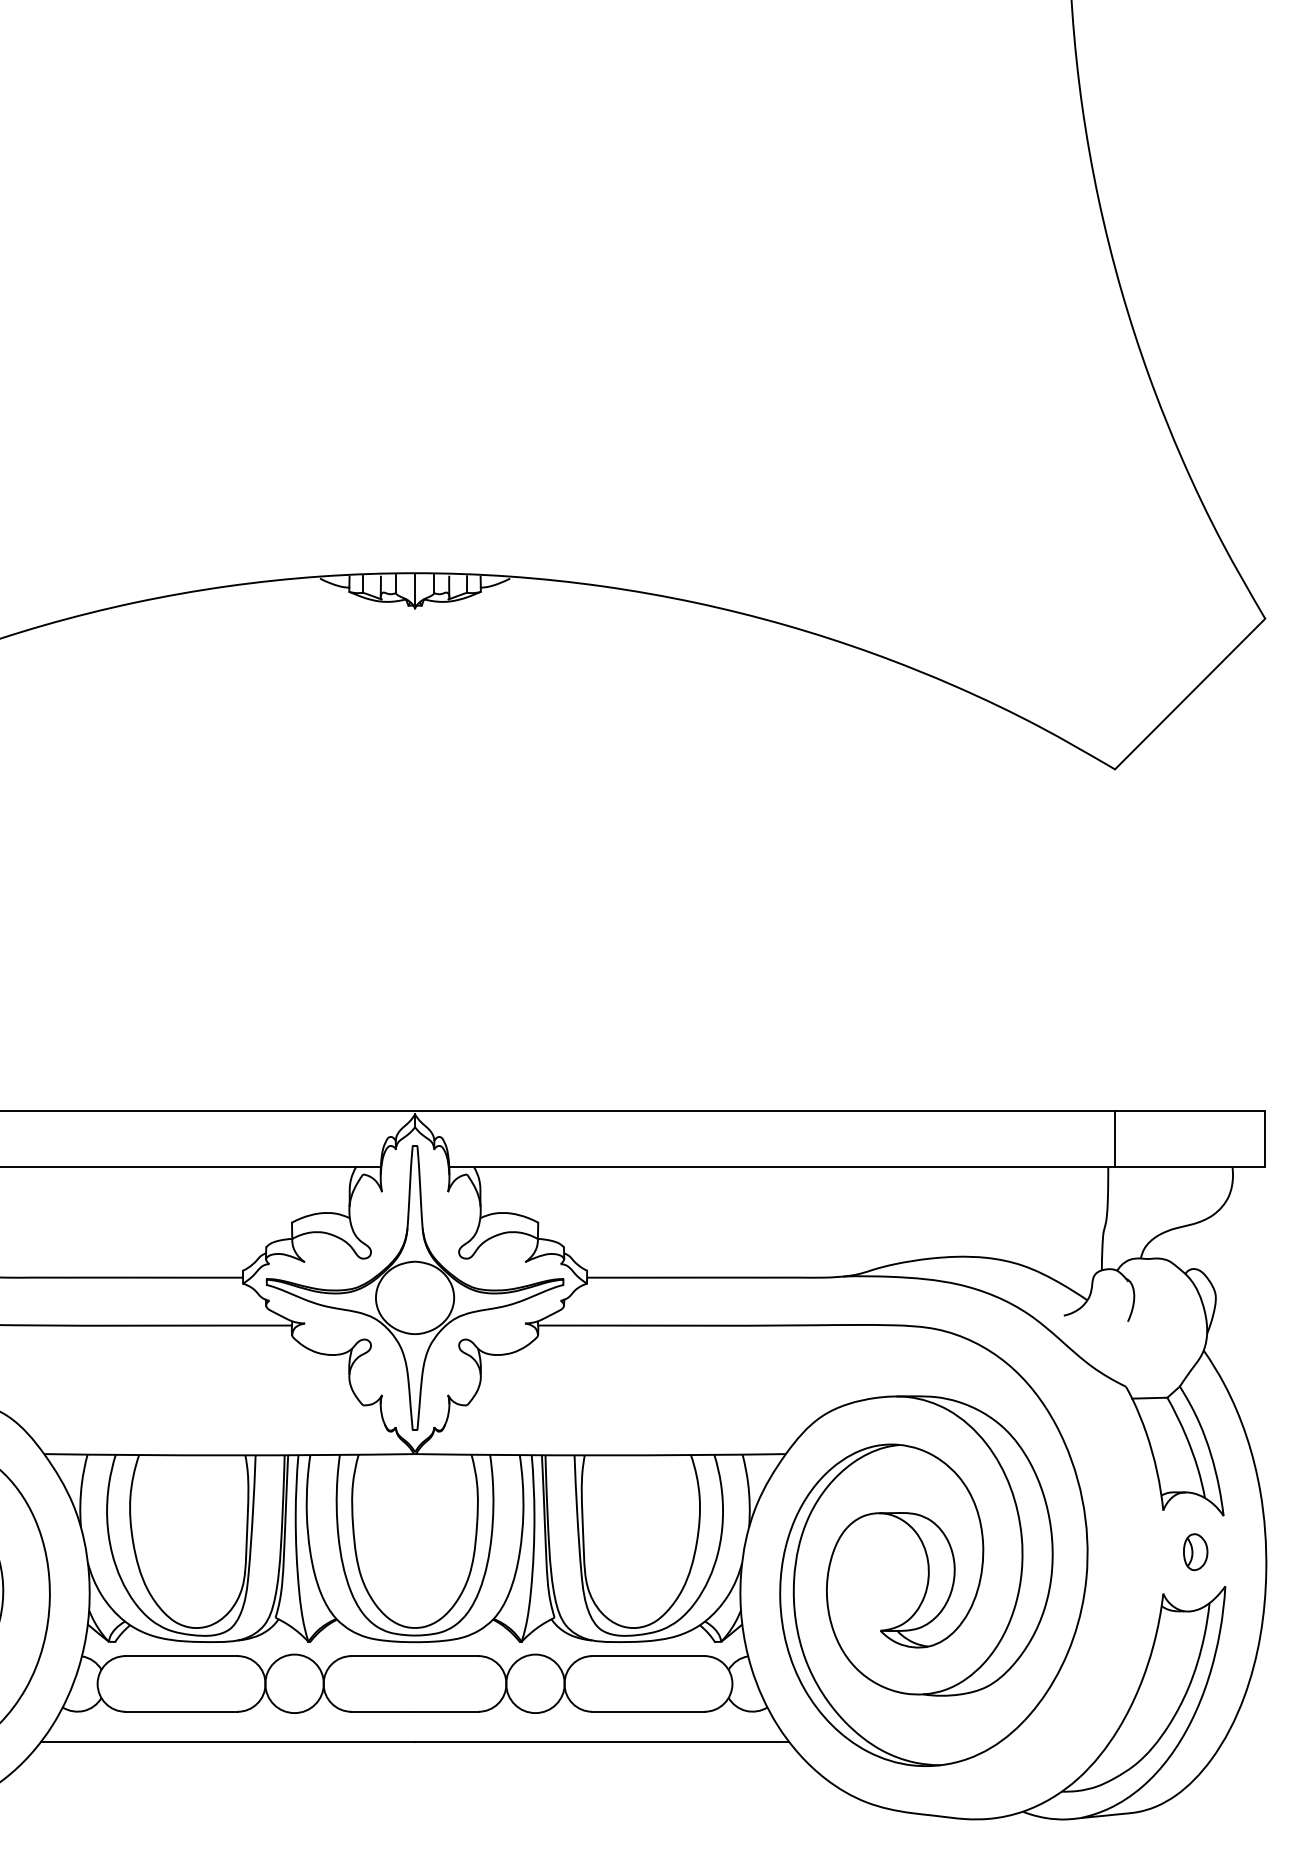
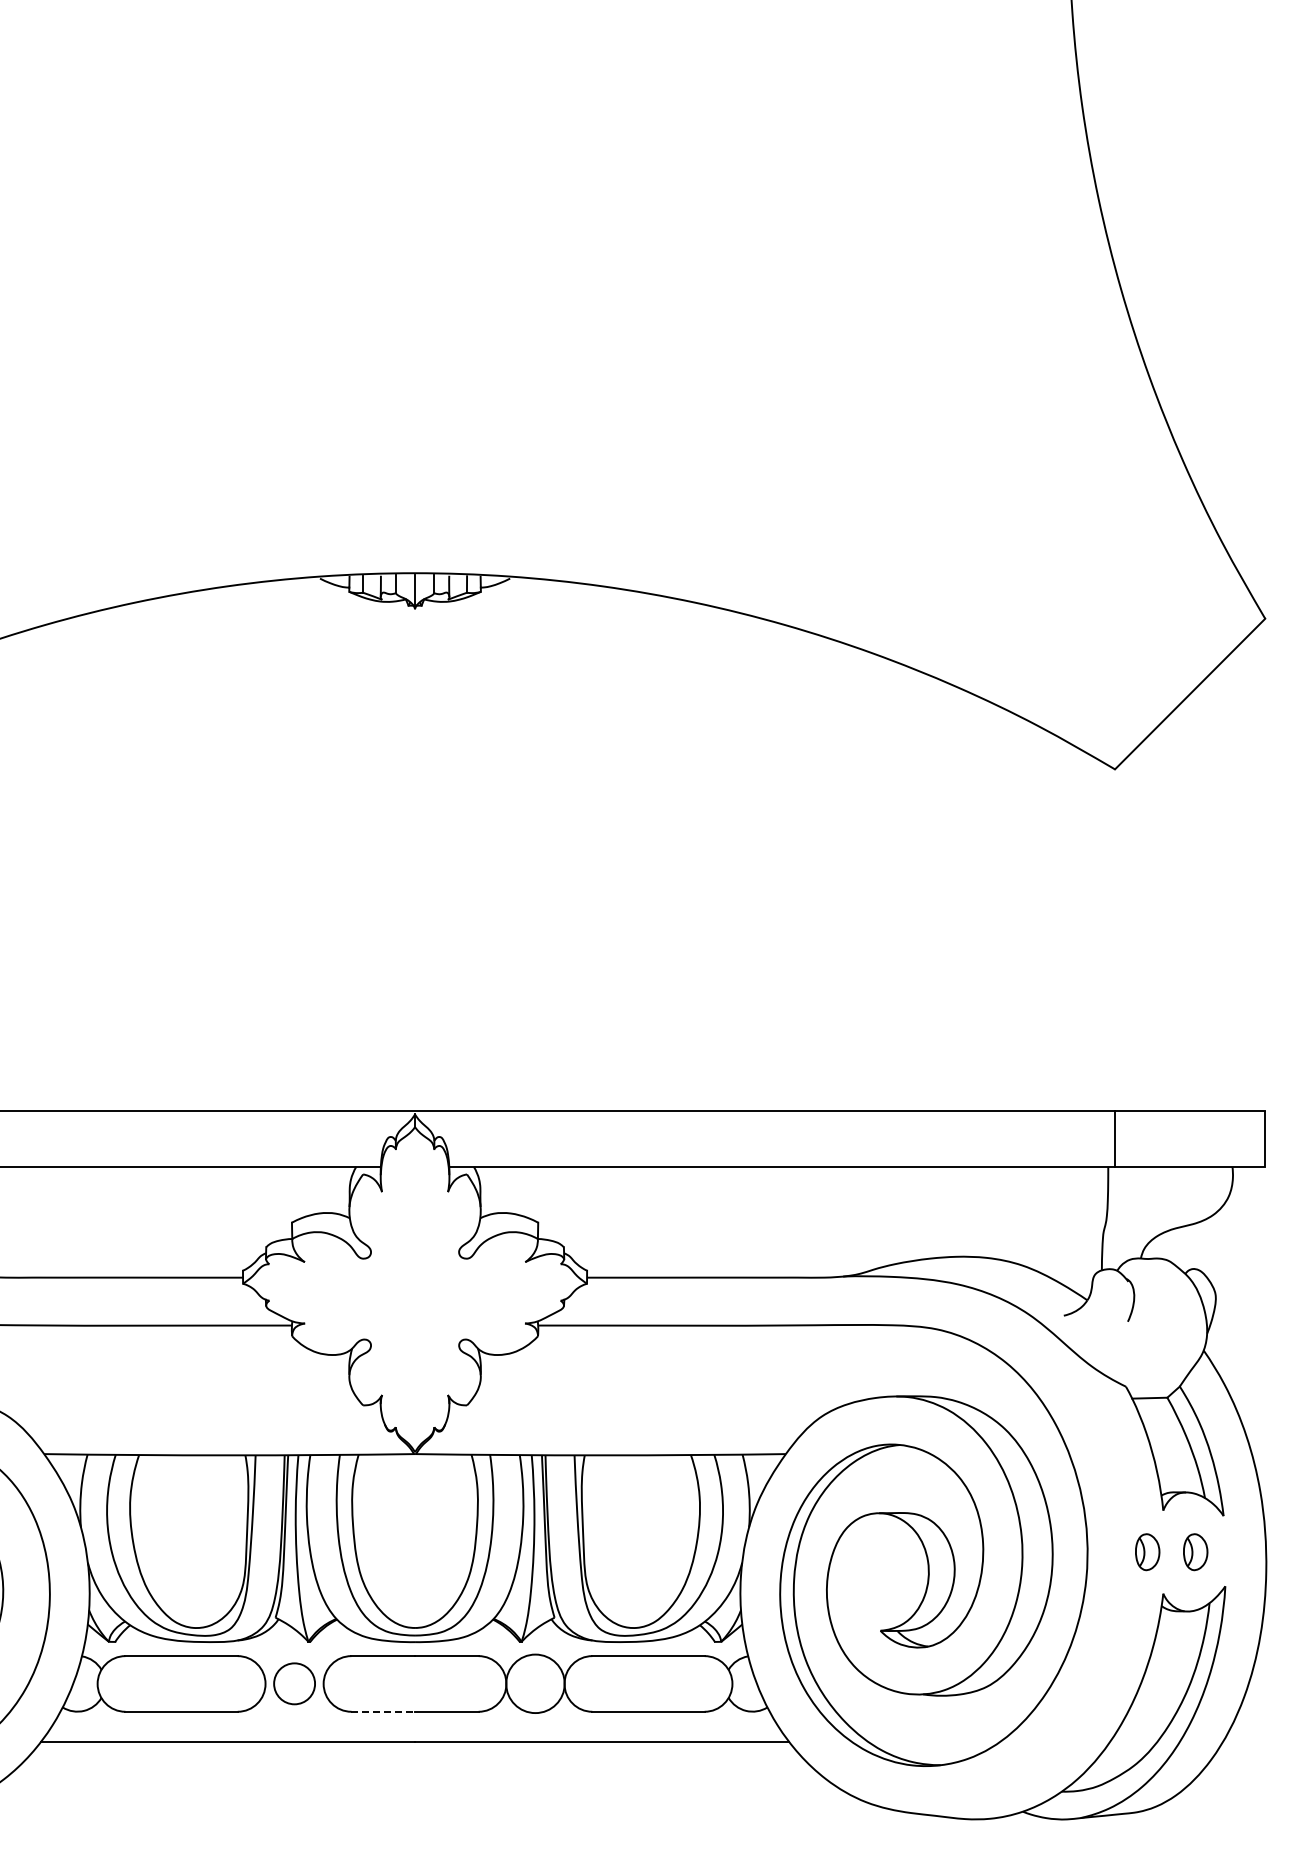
part: present -> none (414, 1287)
part: none -> present (1147, 1552)
circle diameter: 59 px -> 41 px (294, 1683)
line: solid -> dashed (383, 1711)
